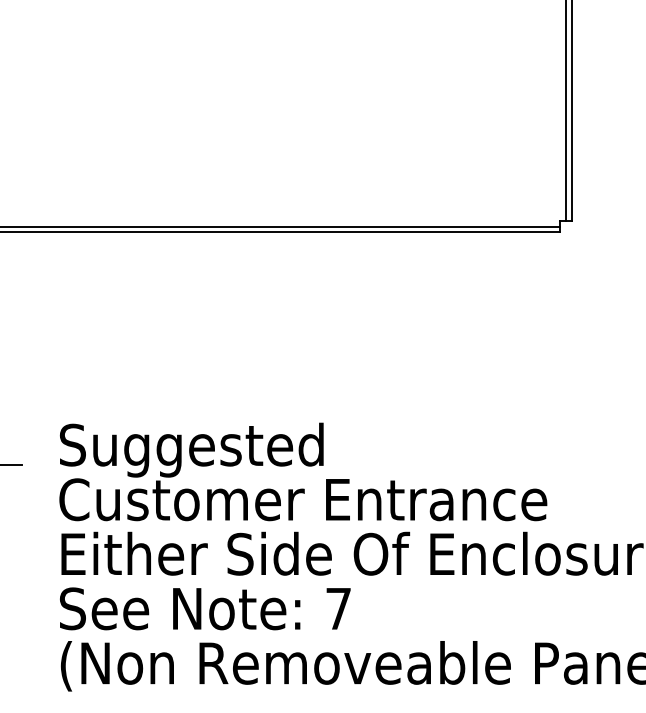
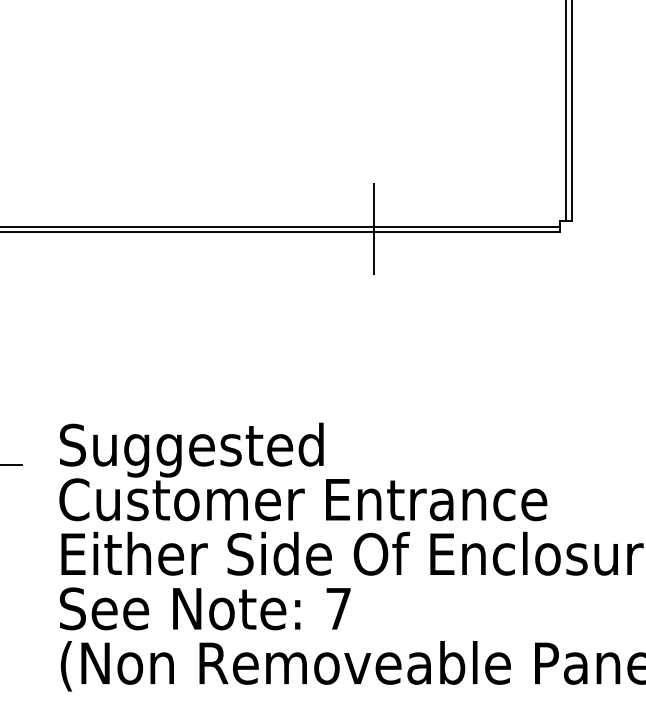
line: none -> present (374, 229)
